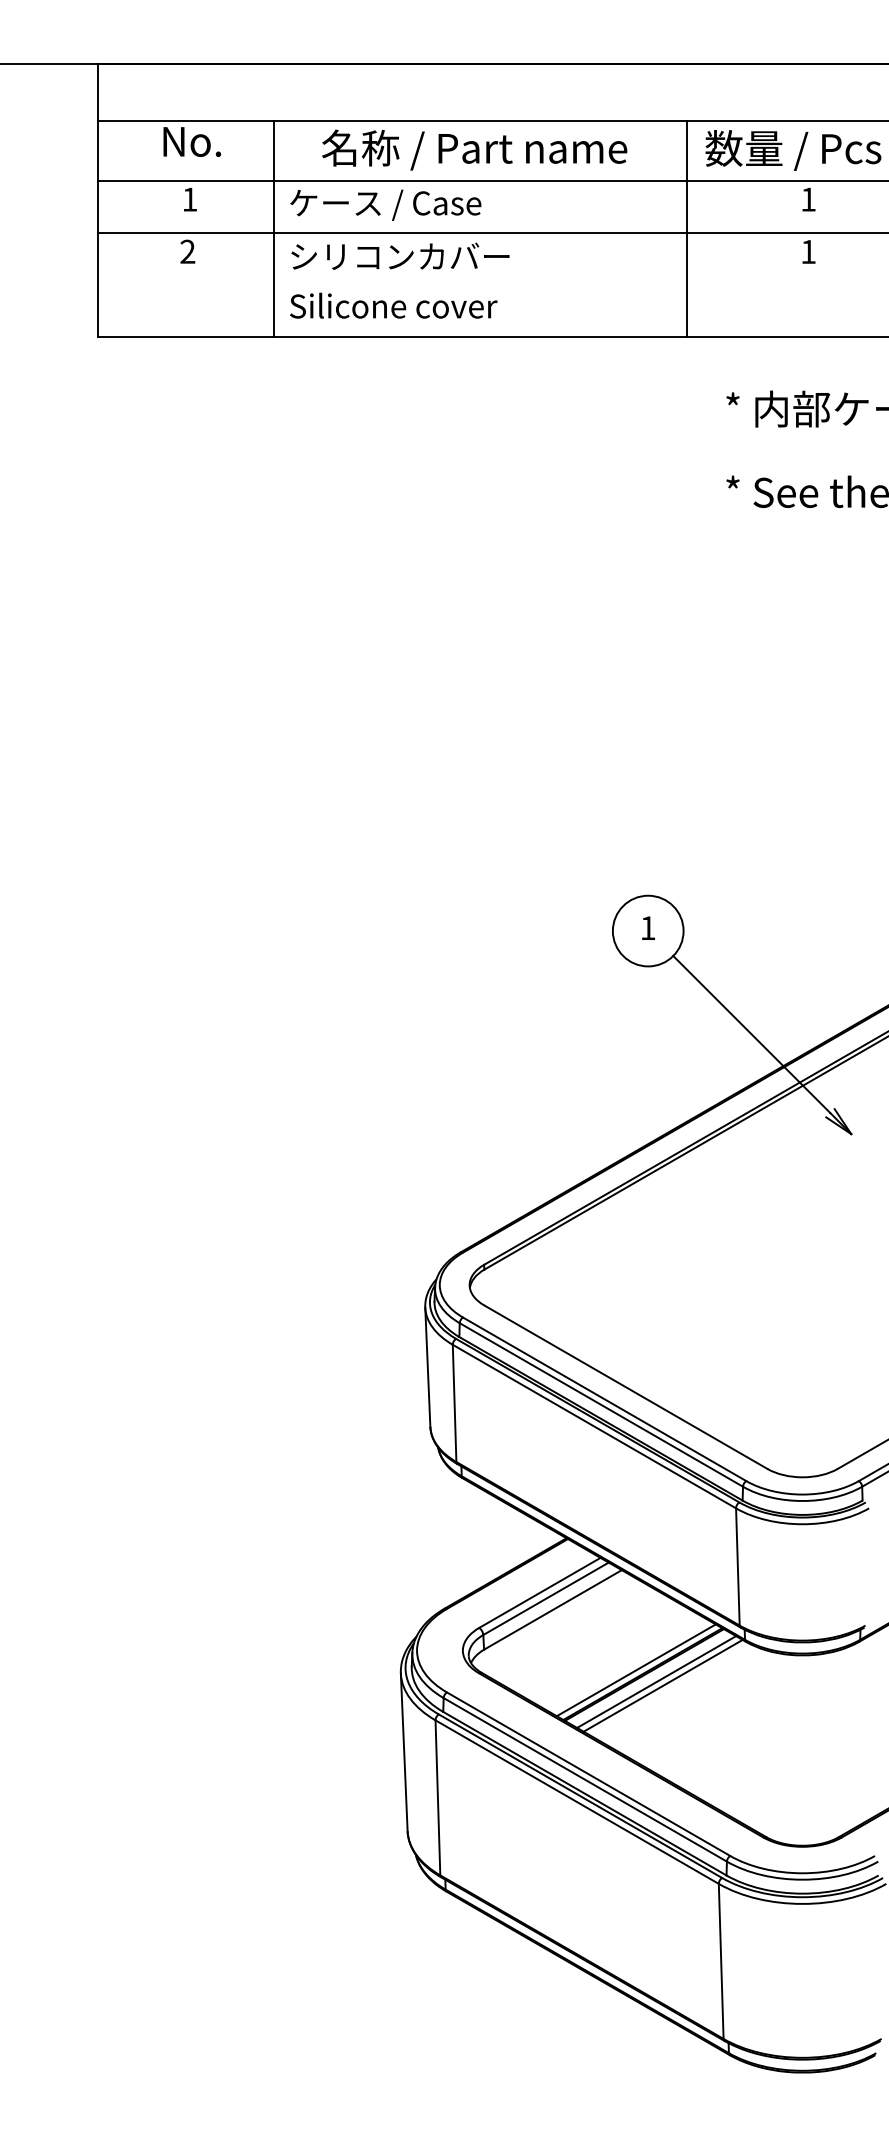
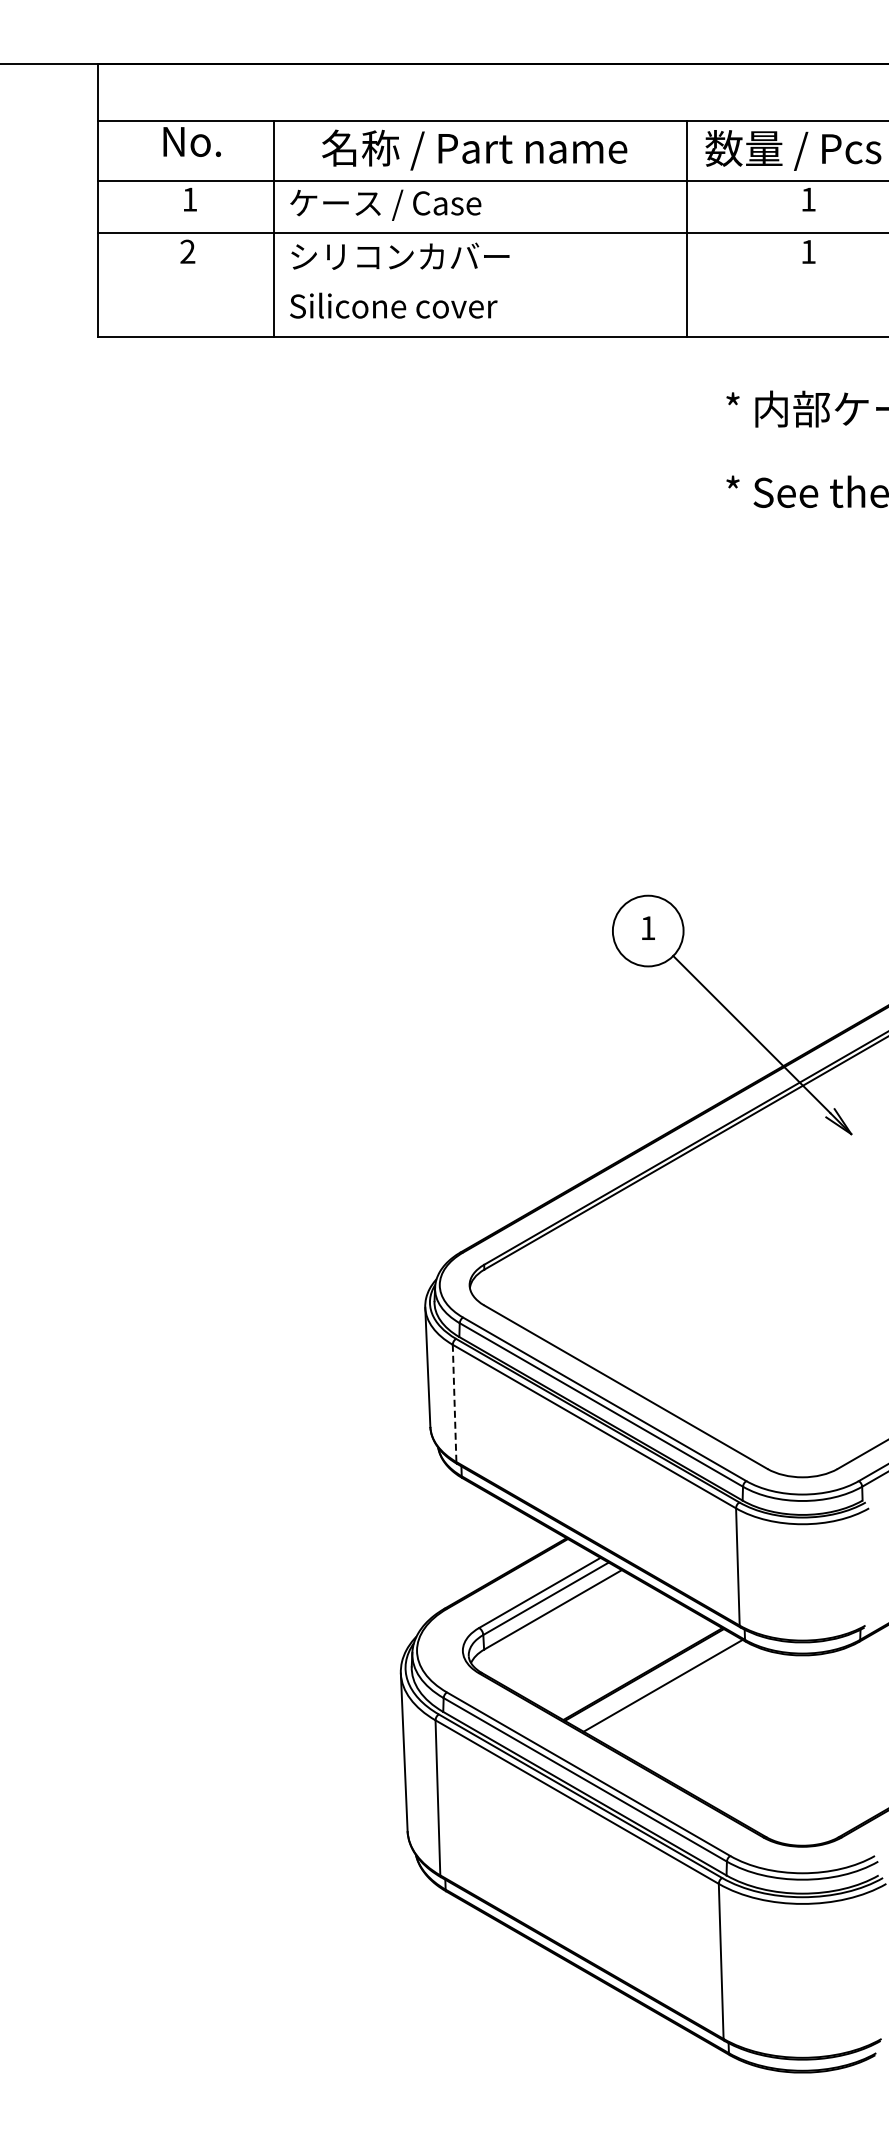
line: solid -> dashed (454, 1403)
line: present -> none (635, 1670)
line: present -> none (656, 1681)
